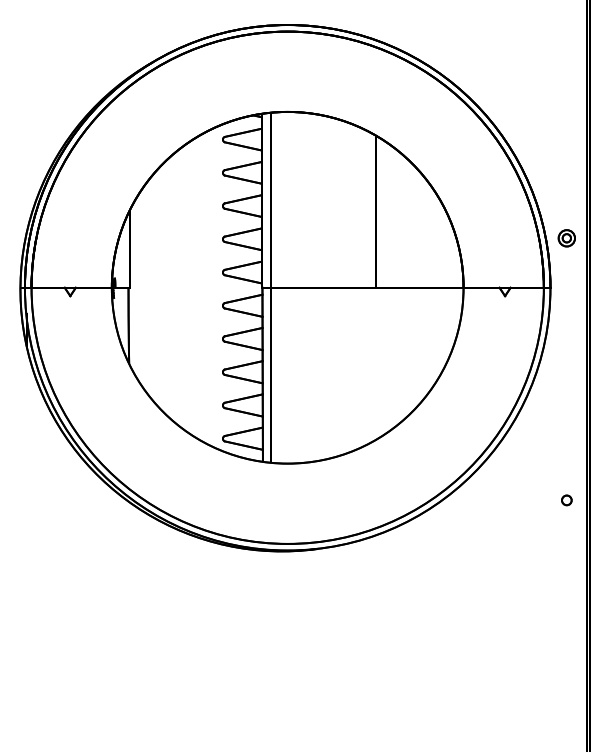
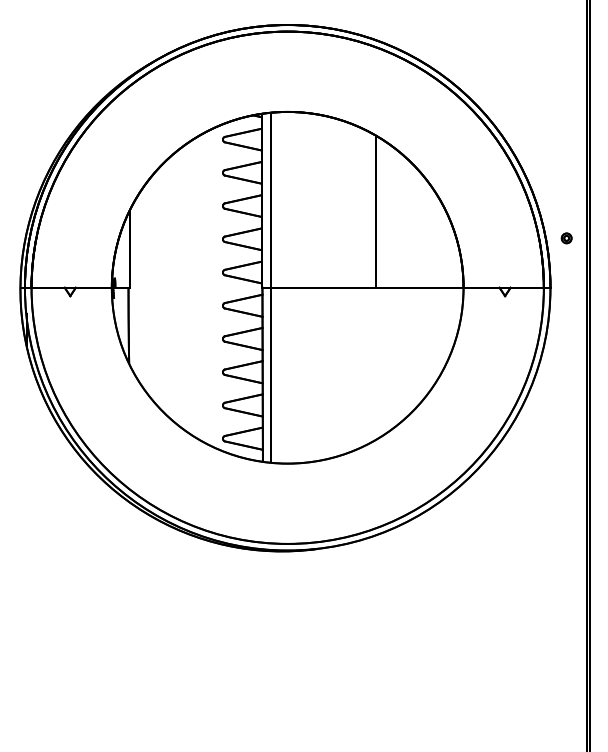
part size: 19x19 px -> 13x13 px (566, 238)
part: present -> none (566, 500)
